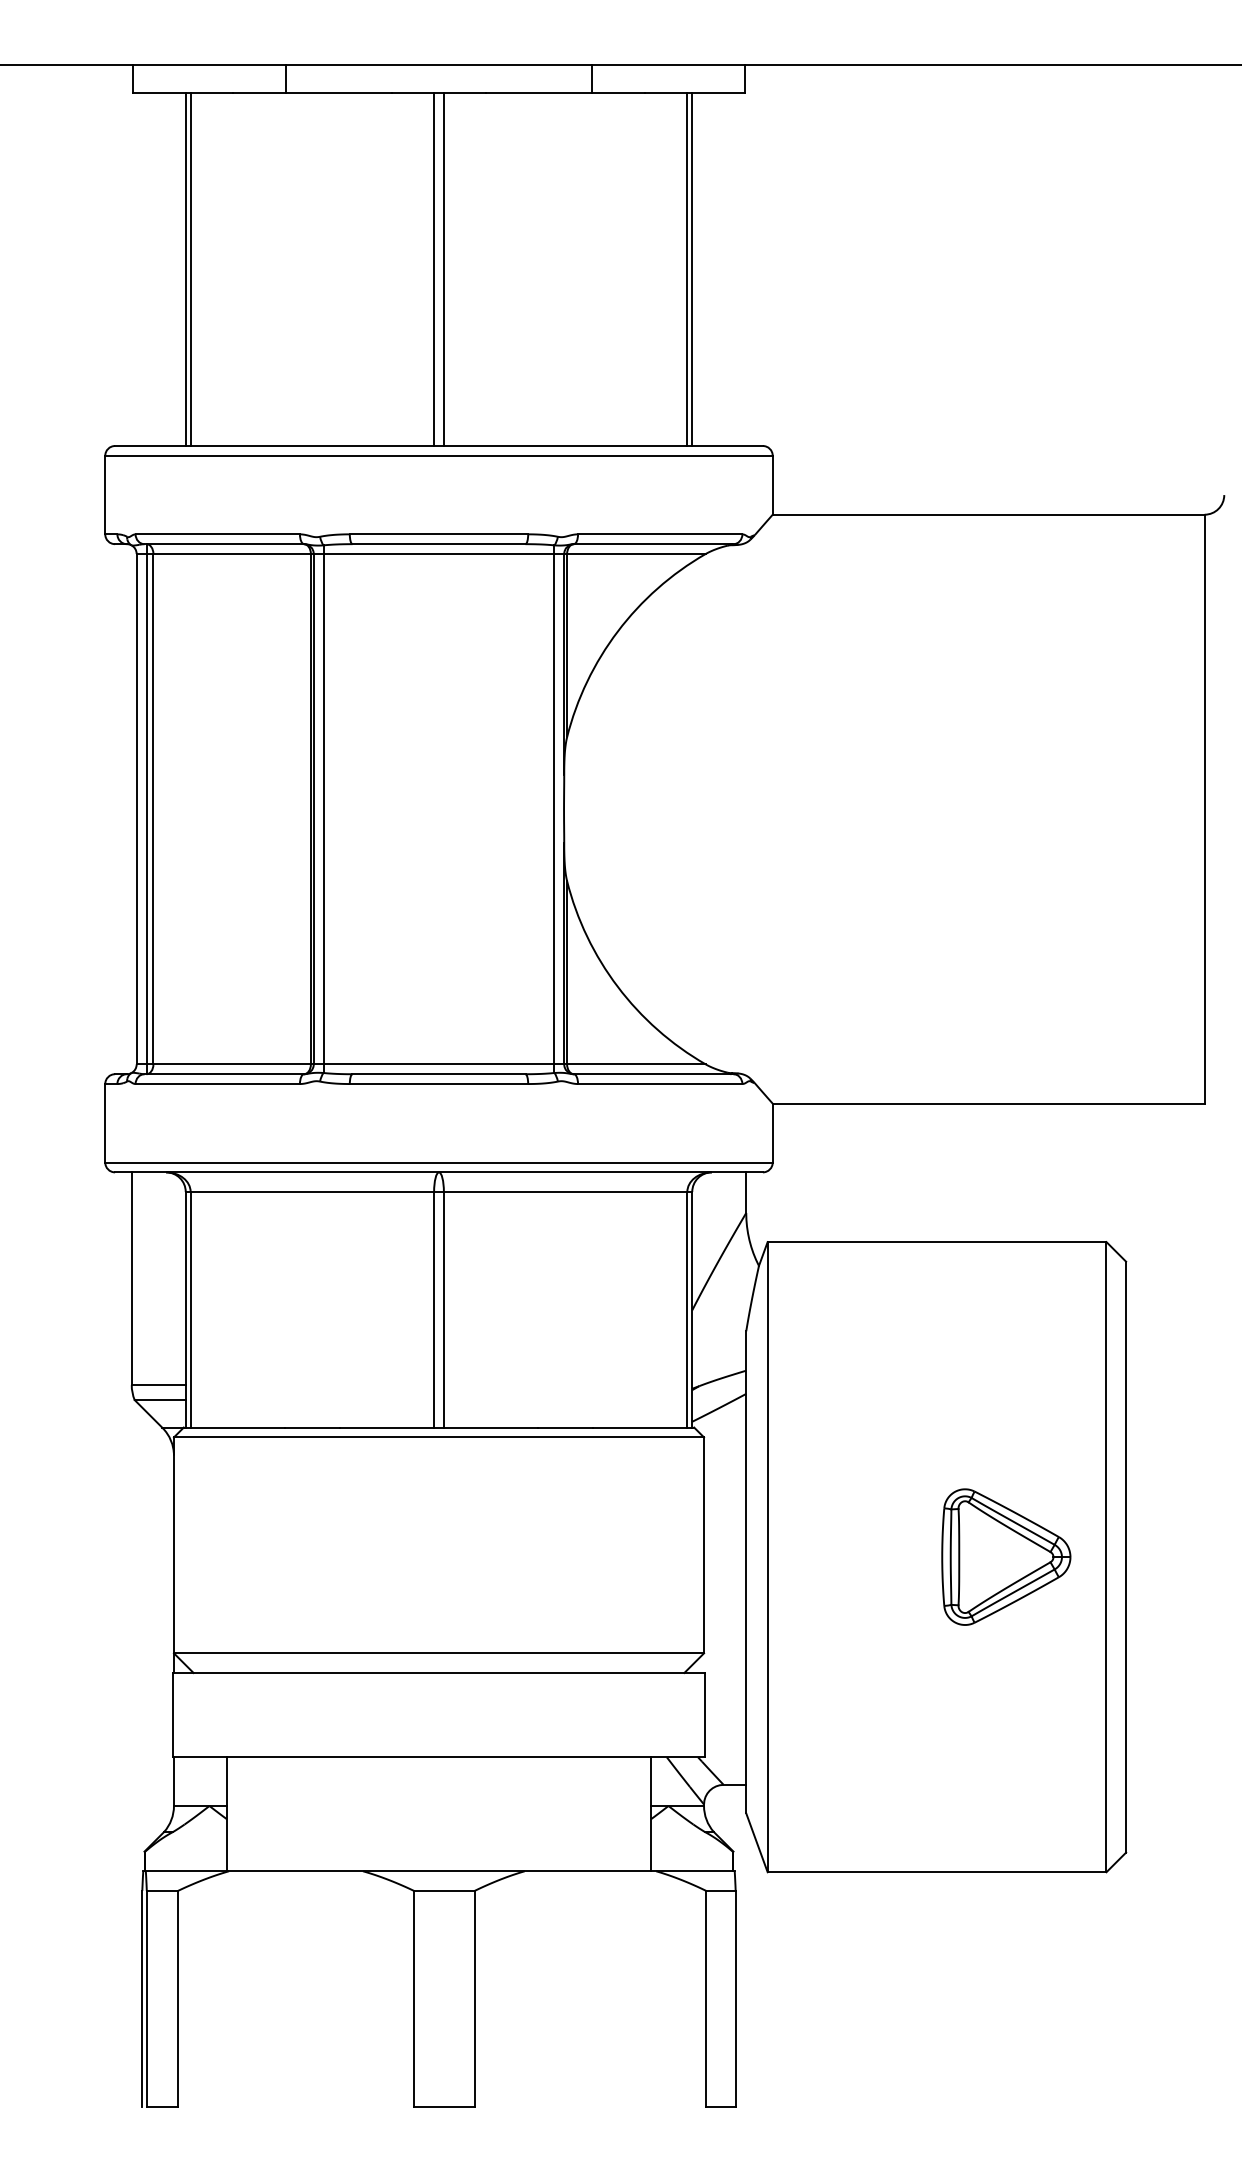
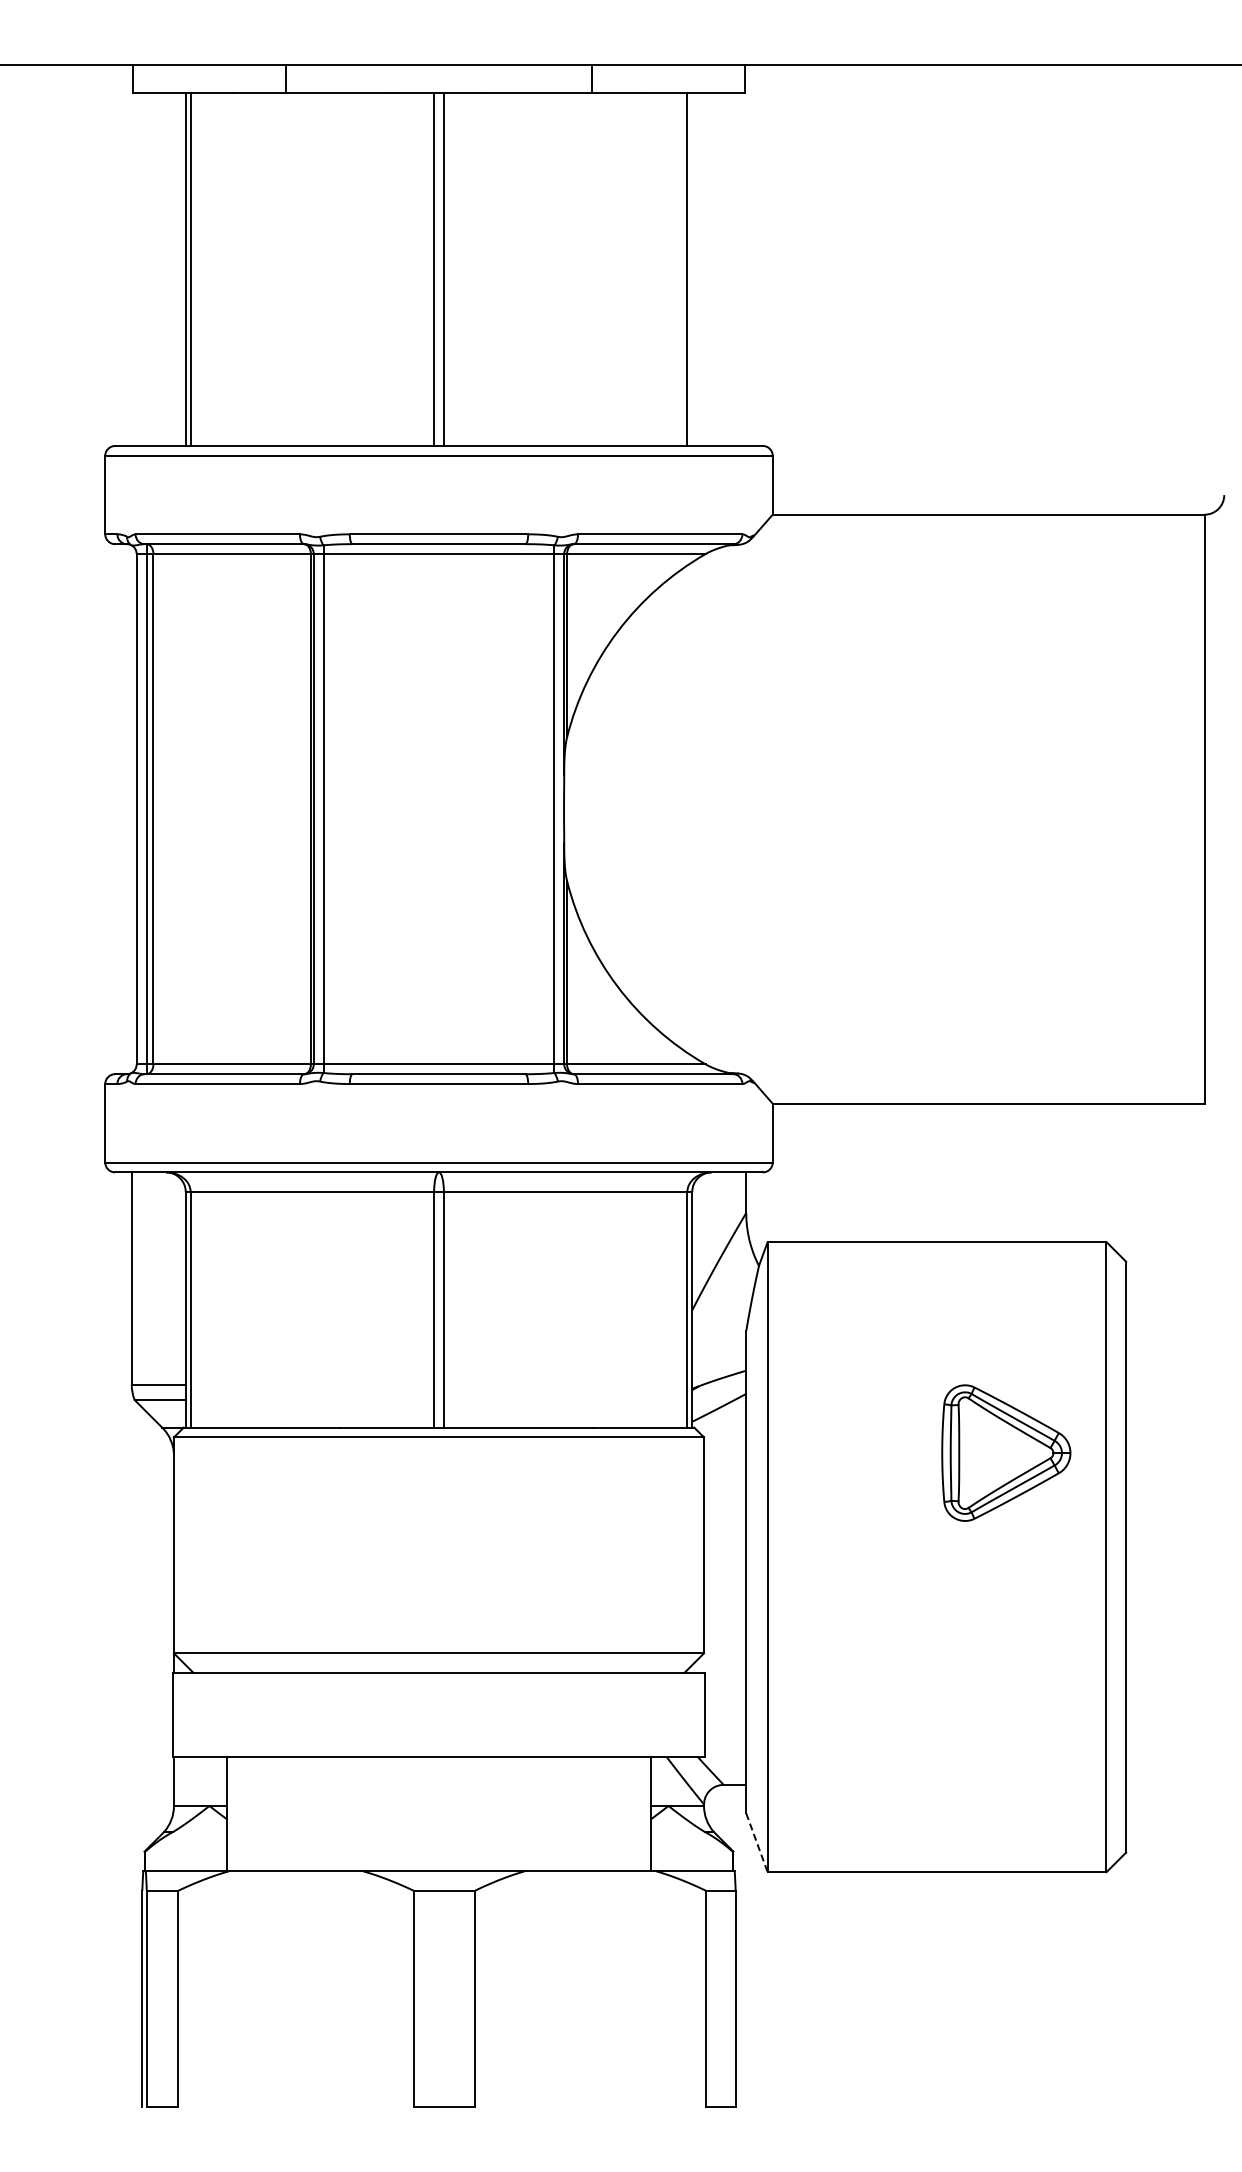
line: present -> none (692, 269)
part position: (1006, 1556) -> (1006, 1452) (1006, 1452)
line: solid -> dashed (757, 1843)
